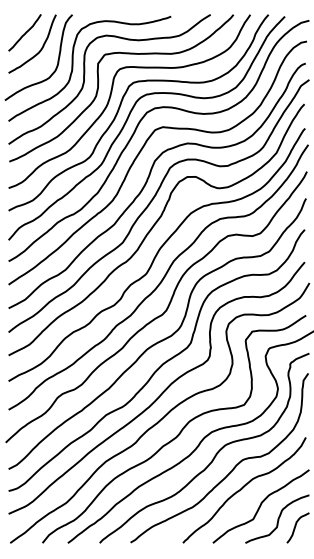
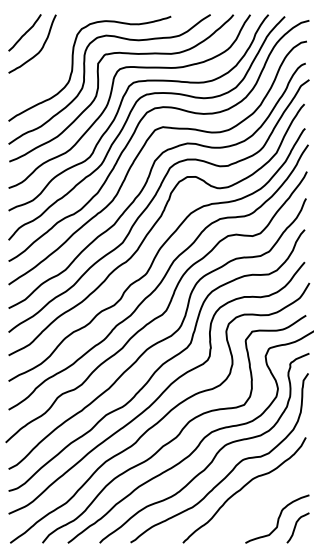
curve: present -> none (57, 59)
curve: present -> none (260, 506)
